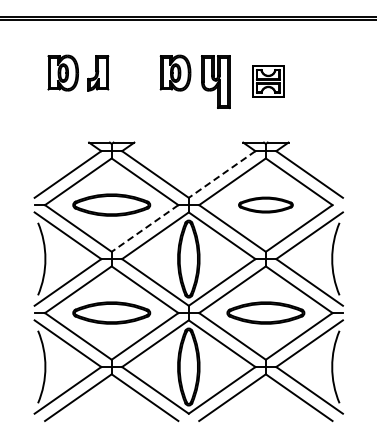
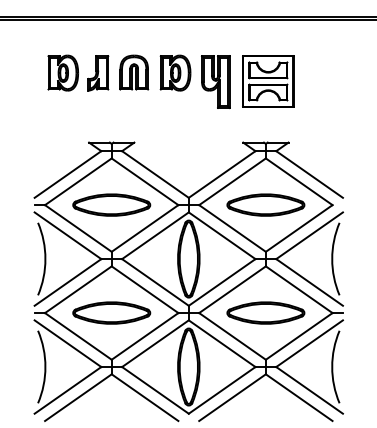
part: none -> present (134, 72)
part size: 33x33 px -> 53x53 px (268, 81)
line: dashed -> solid (222, 174)
part size: 56x18 px -> 80x24 px (265, 204)
line: dashed -> solid (145, 228)
